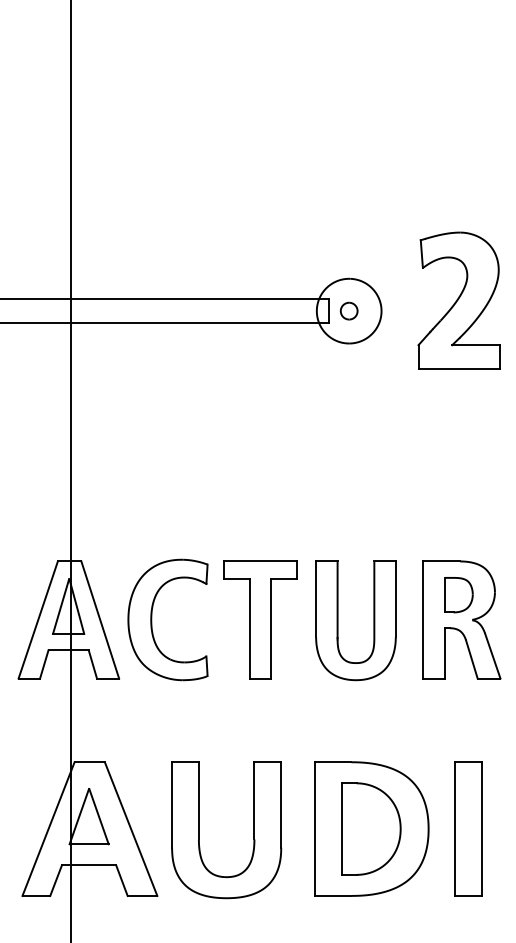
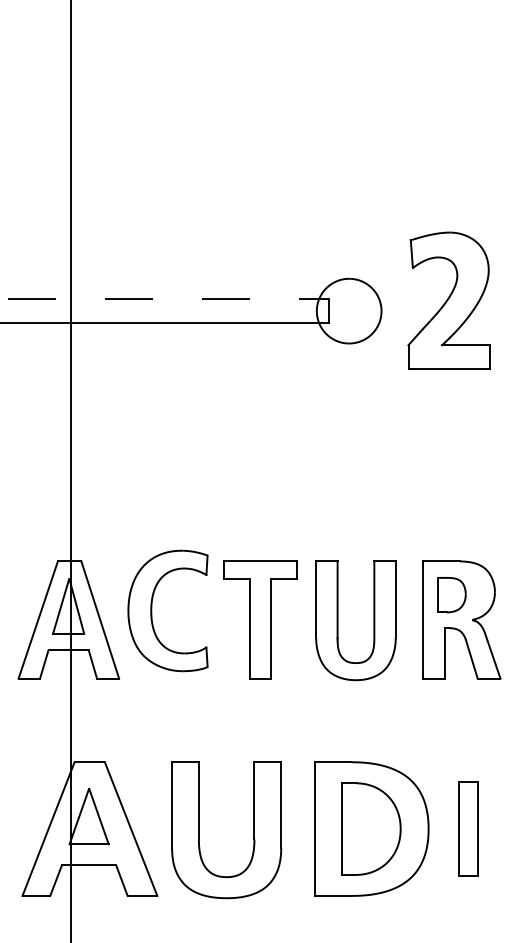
line: solid -> dashed (165, 299)
part position: (458, 300) -> (448, 300) (448, 300)
part: present -> none (348, 310)
part position: (458, 595) -> (451, 595) (451, 595)
part position: (152, 619) -> (152, 610) (152, 610)
part size: 29x136 px -> 21x96 px (468, 828)
